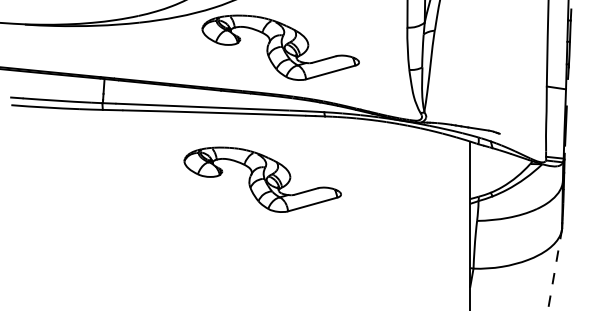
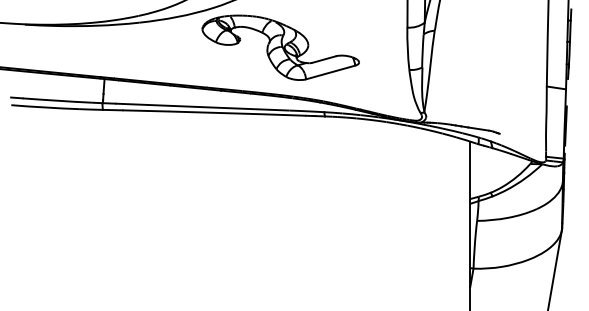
part: present -> none (262, 179)
line: dashed -> solid (554, 270)
